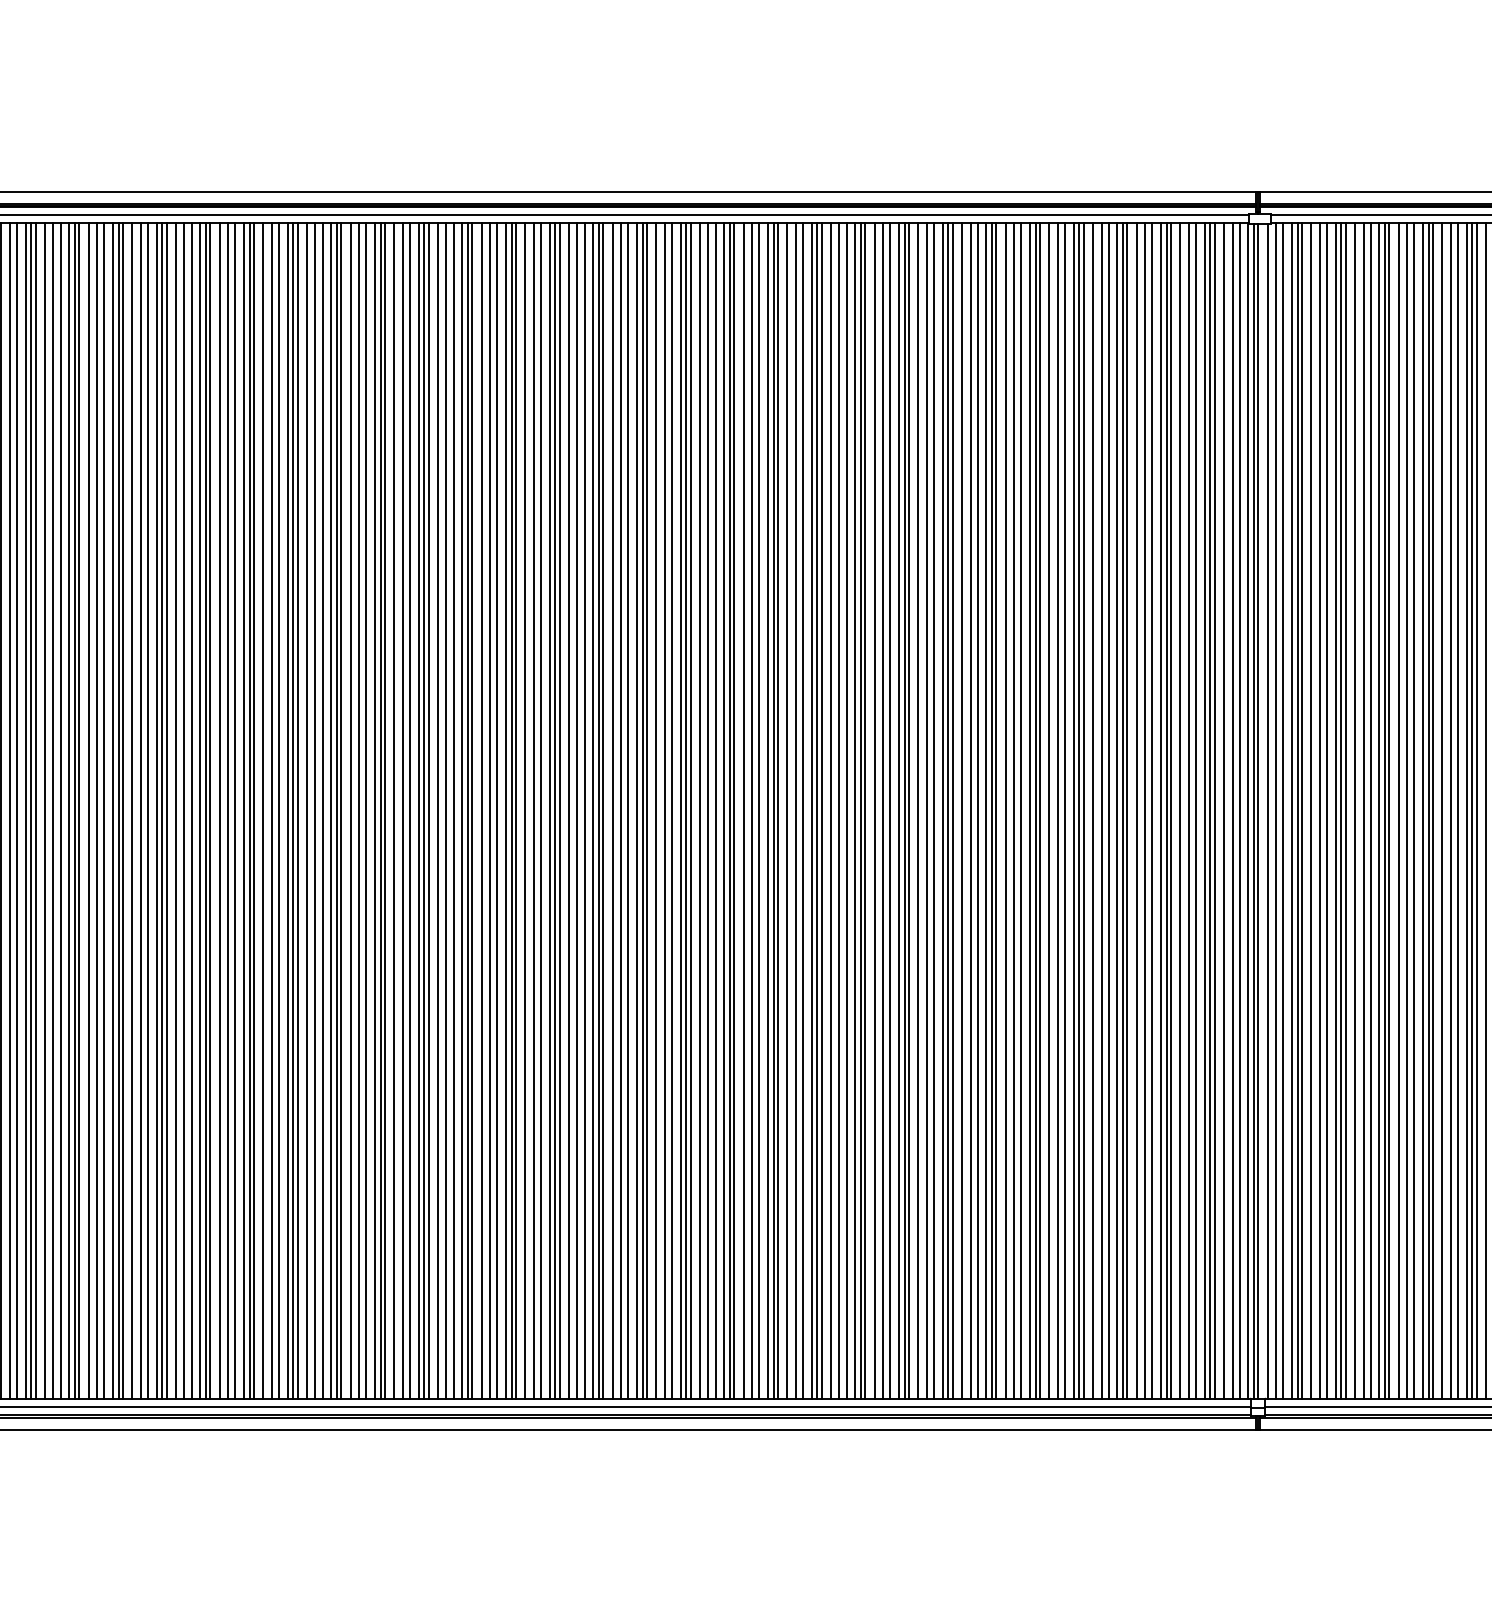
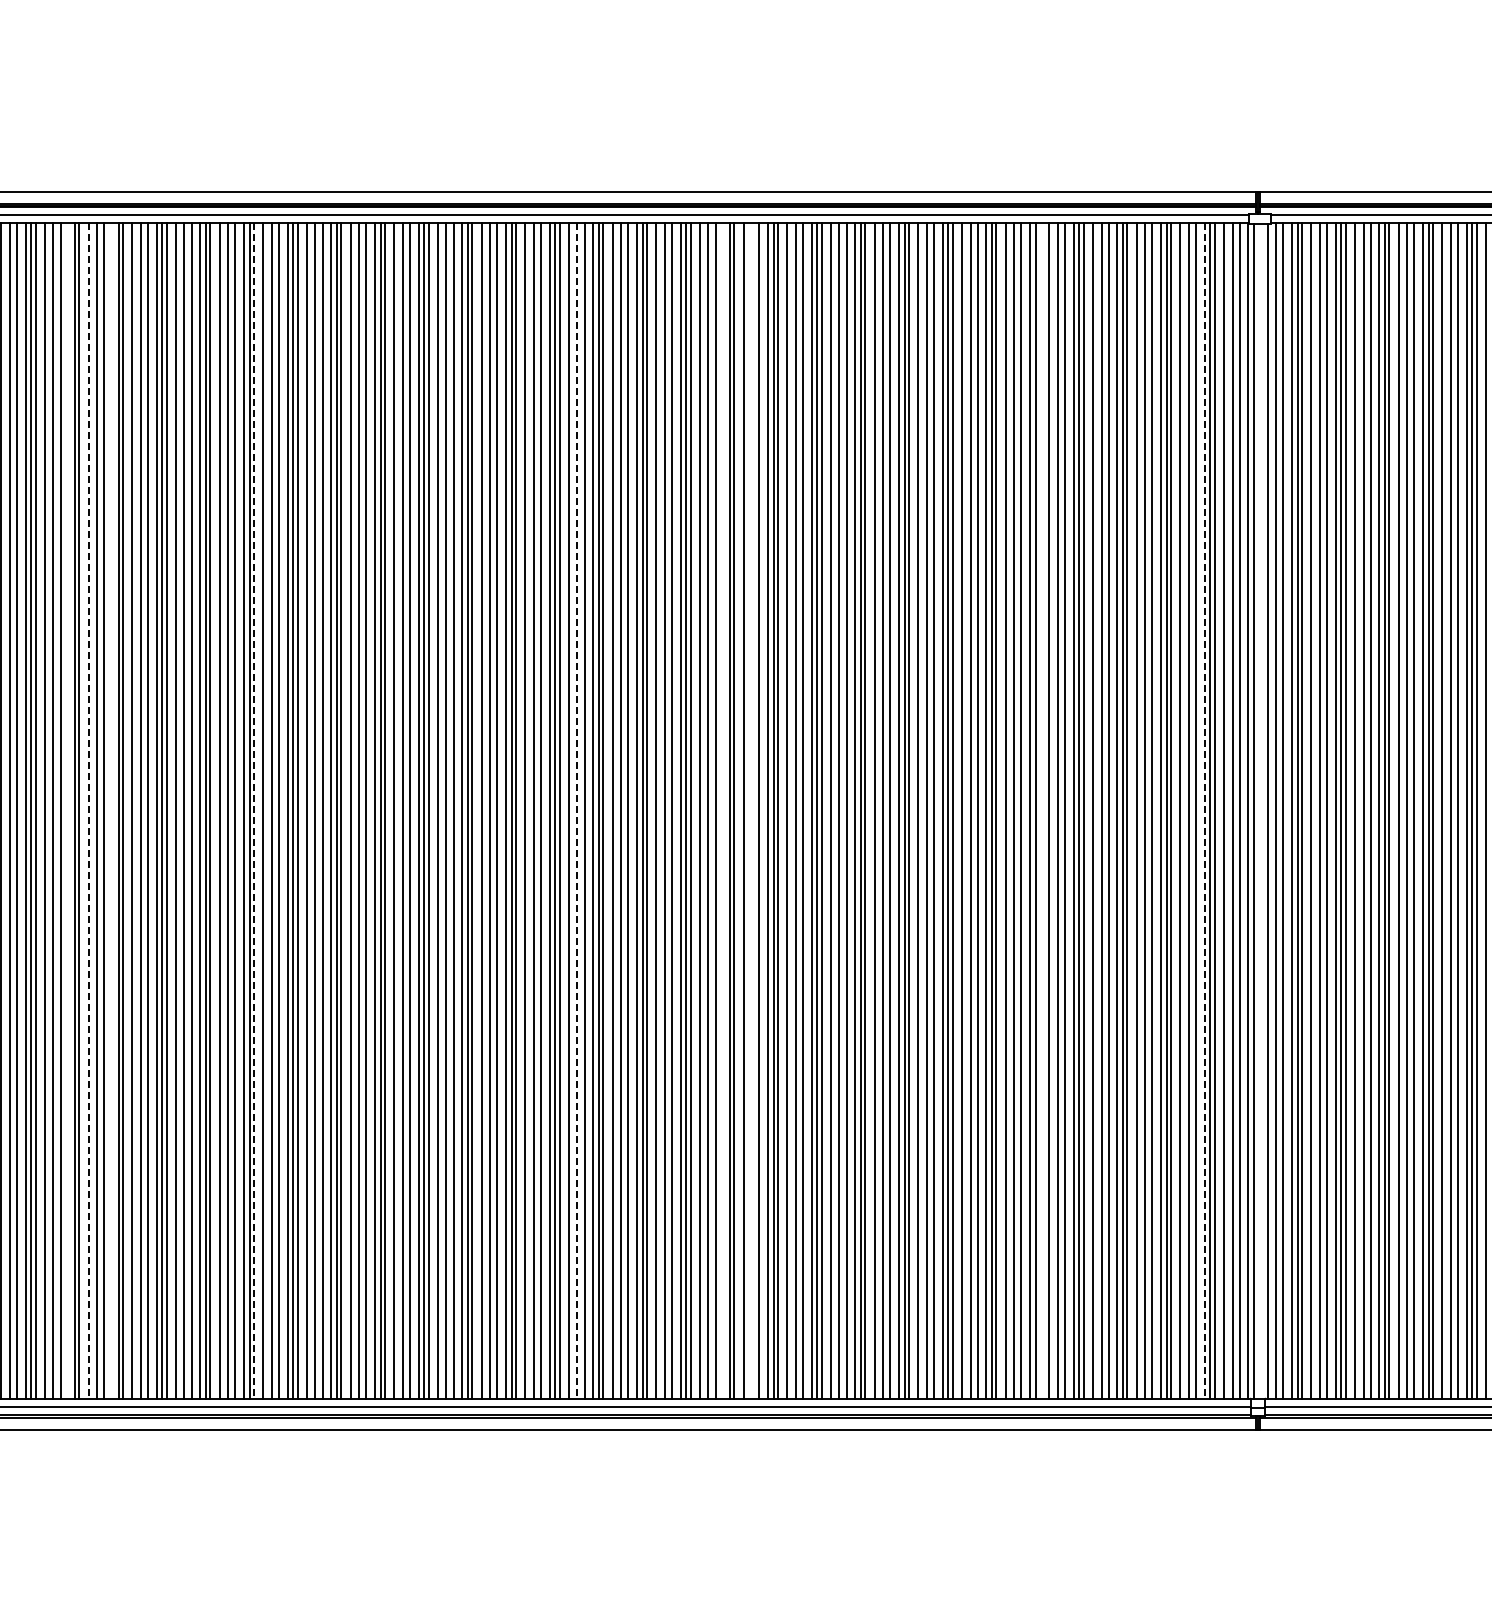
line: present -> none (69, 810)
line: present -> none (112, 810)
line: present -> none (724, 810)
line: present -> none (752, 810)
line: present -> none (1040, 810)
line: present -> none (1258, 810)
line: solid -> dashed (88, 811)
line: solid -> dashed (254, 811)
line: solid -> dashed (577, 811)
line: solid -> dashed (1204, 811)
